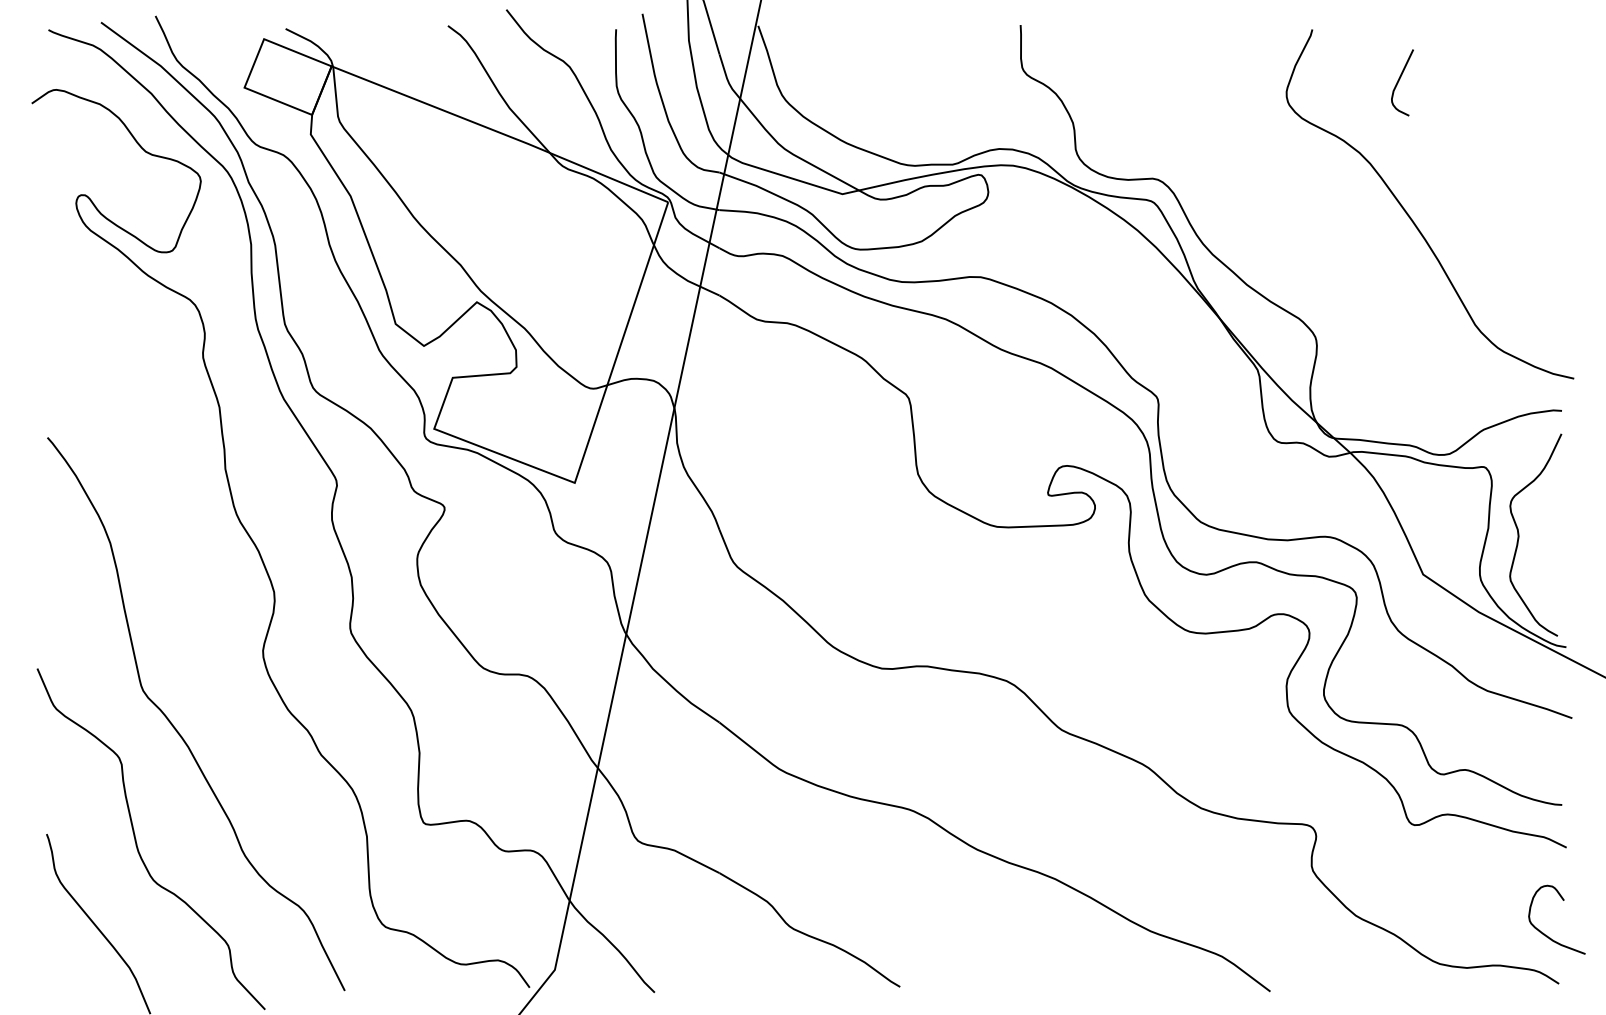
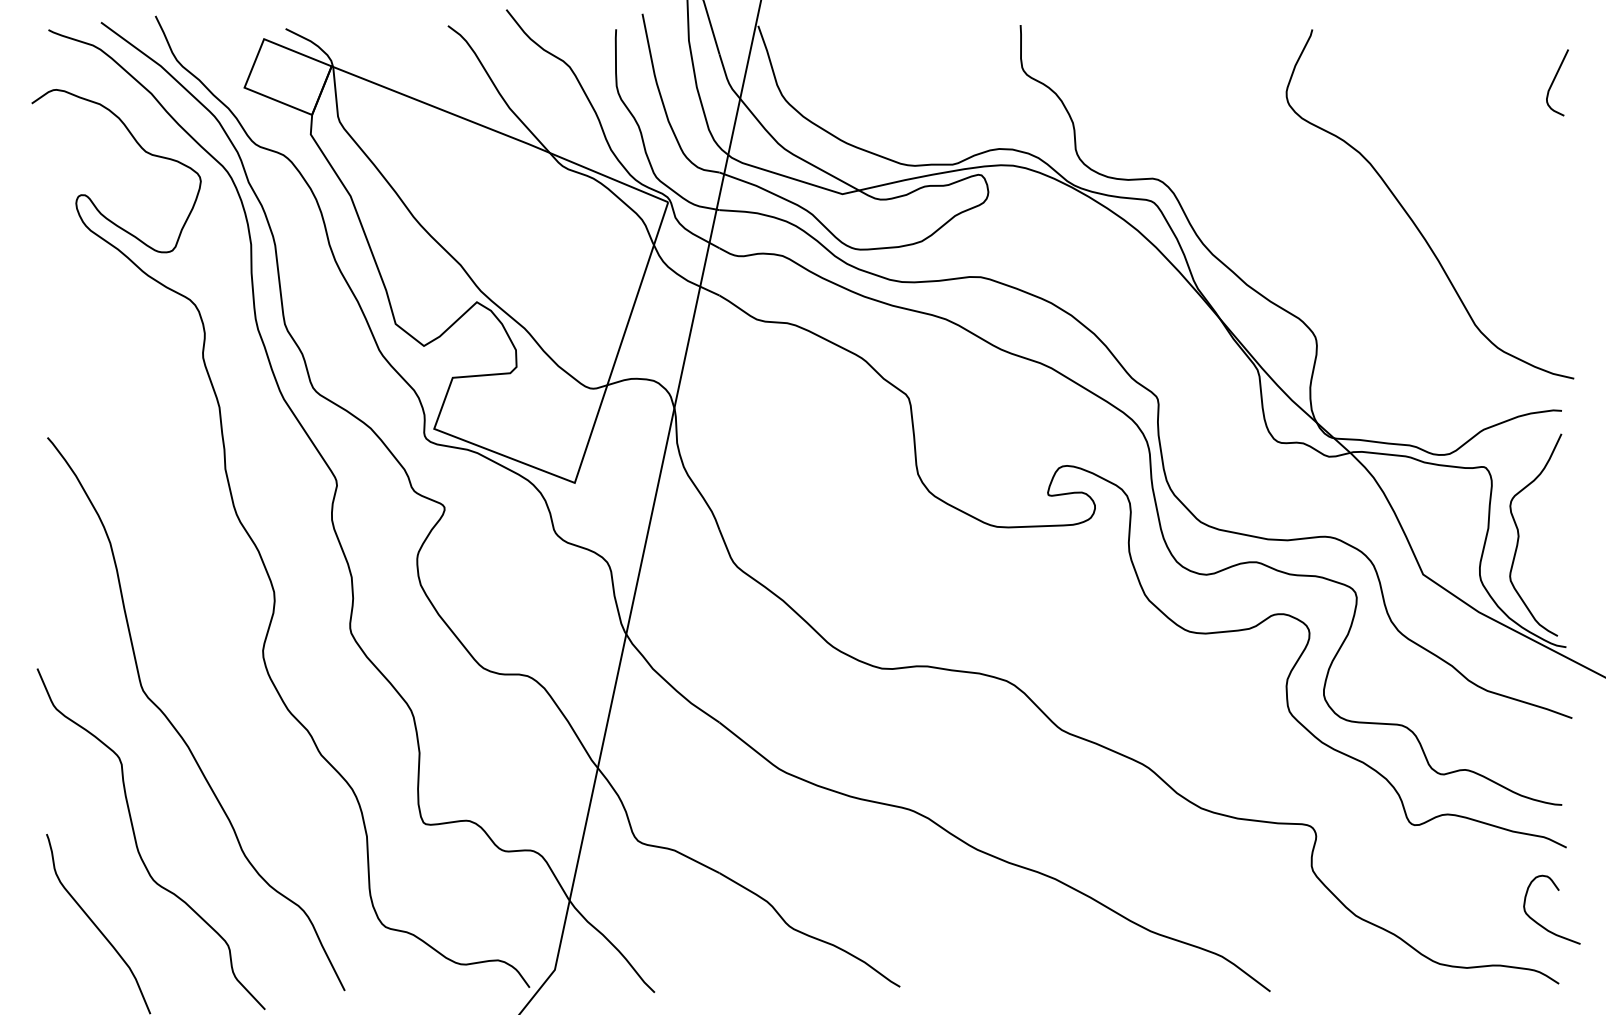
curve position: (1399, 81) -> (1554, 81) (1554, 81)
curve position: (1547, 935) -> (1542, 925) (1542, 925)
